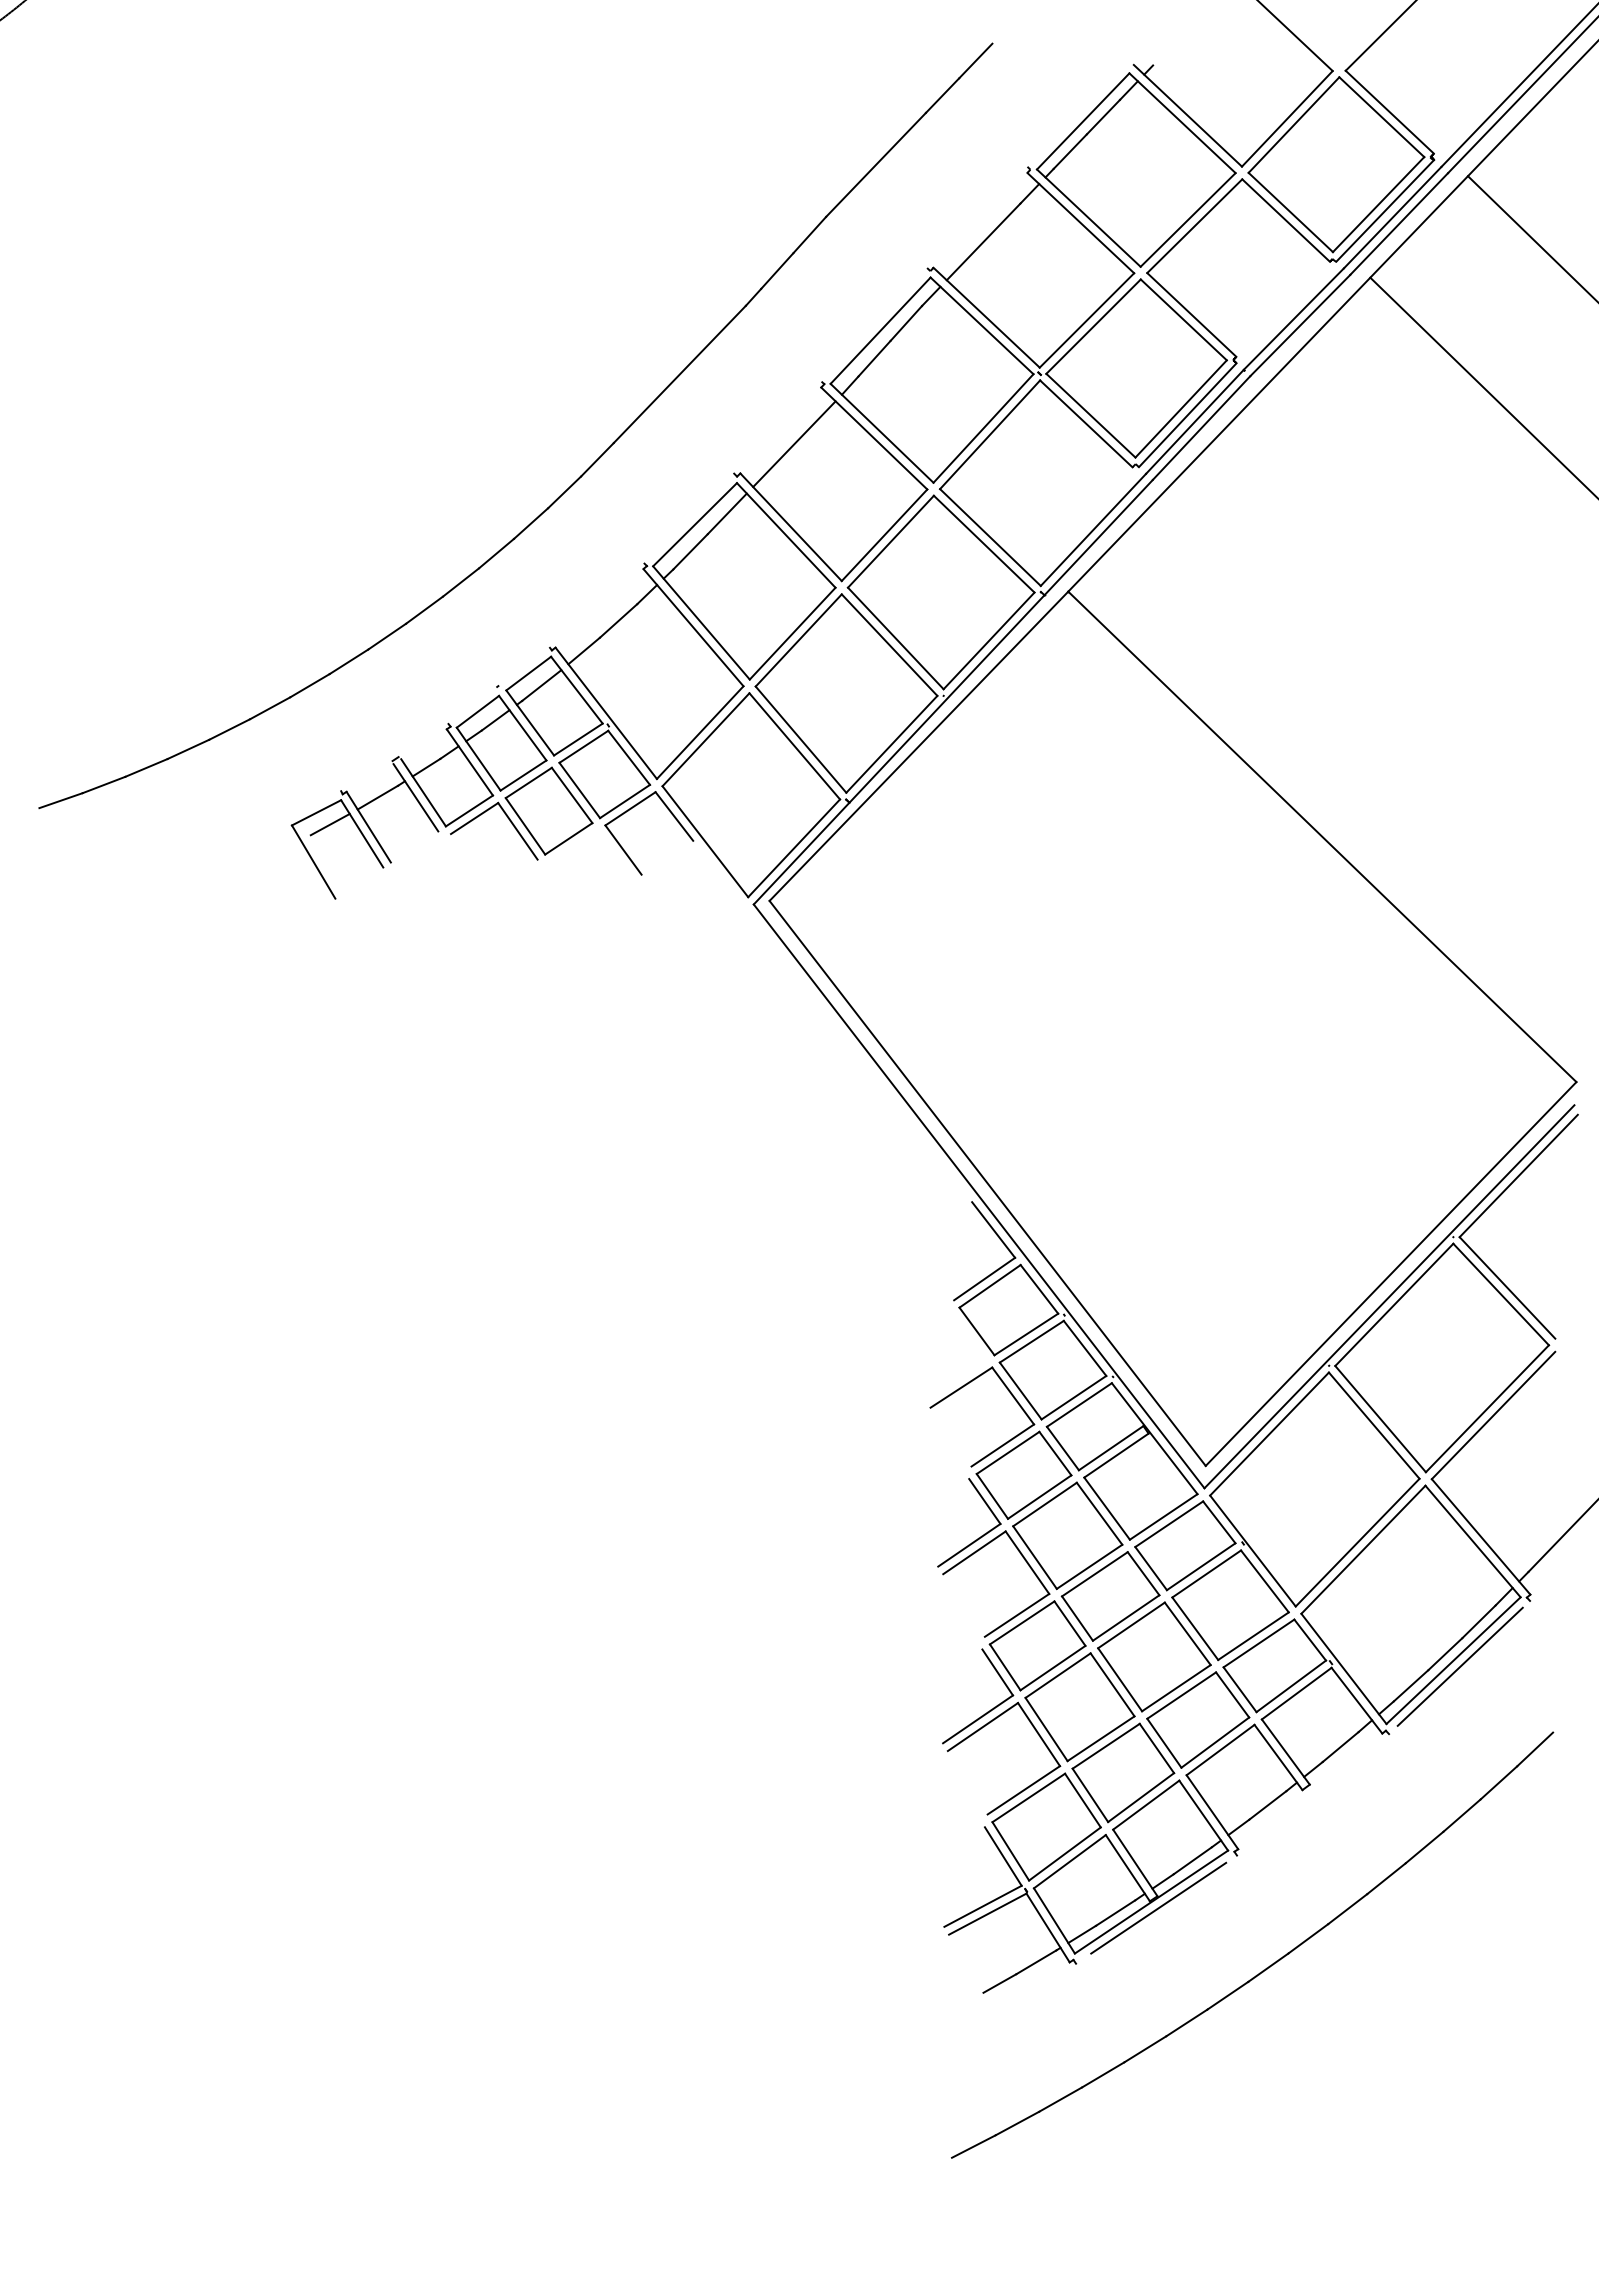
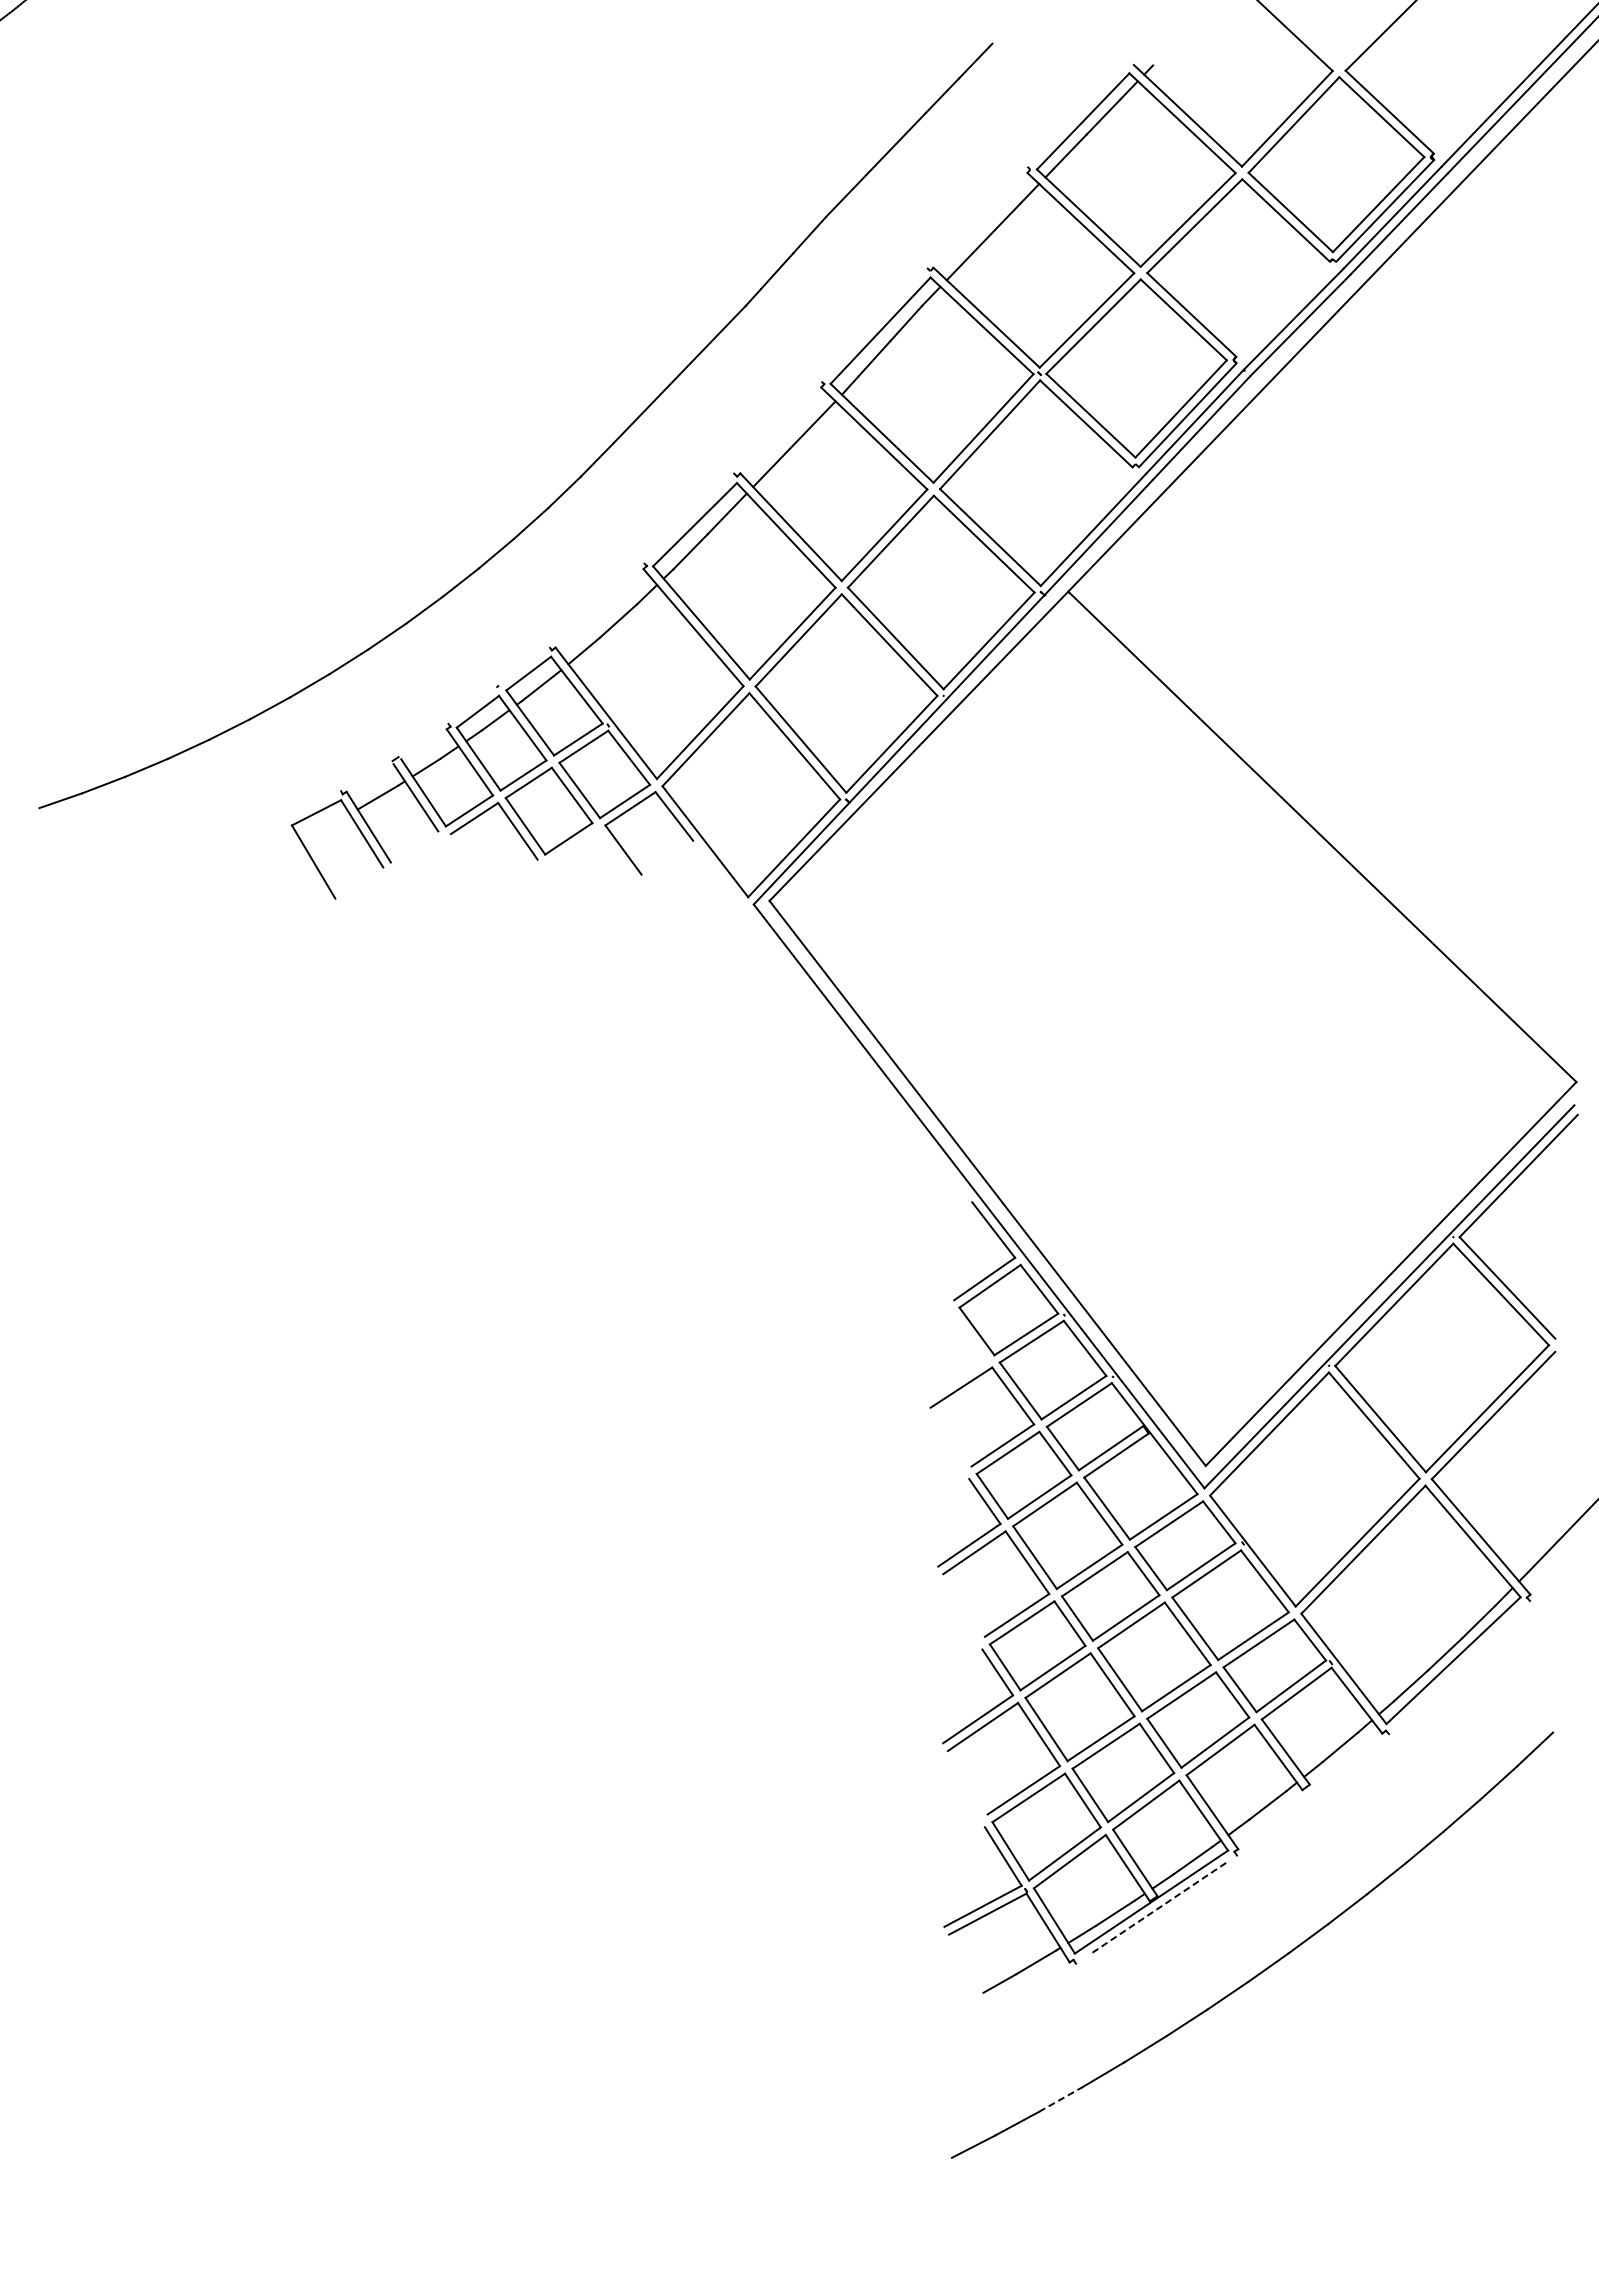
line: present -> none (1531, 238)
line: present -> none (1482, 386)
line: present -> none (329, 824)
line: present -> none (1459, 1666)
line: solid -> dashed (1158, 1908)
line: solid -> dashed (1060, 2099)
